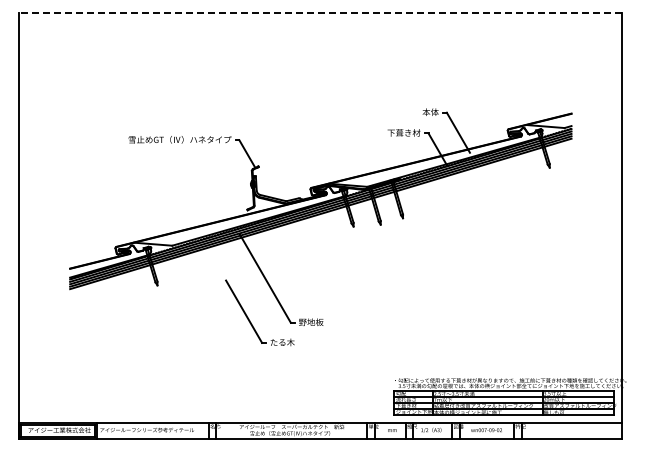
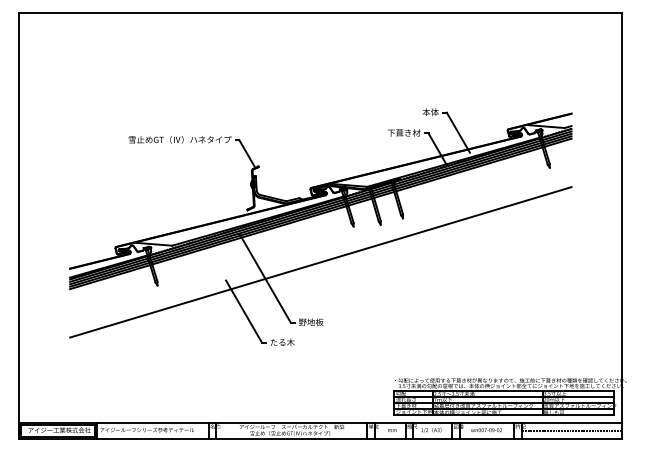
line: dashed -> solid (320, 13)
line: none -> present (320, 262)
line: none -> present (571, 430)
